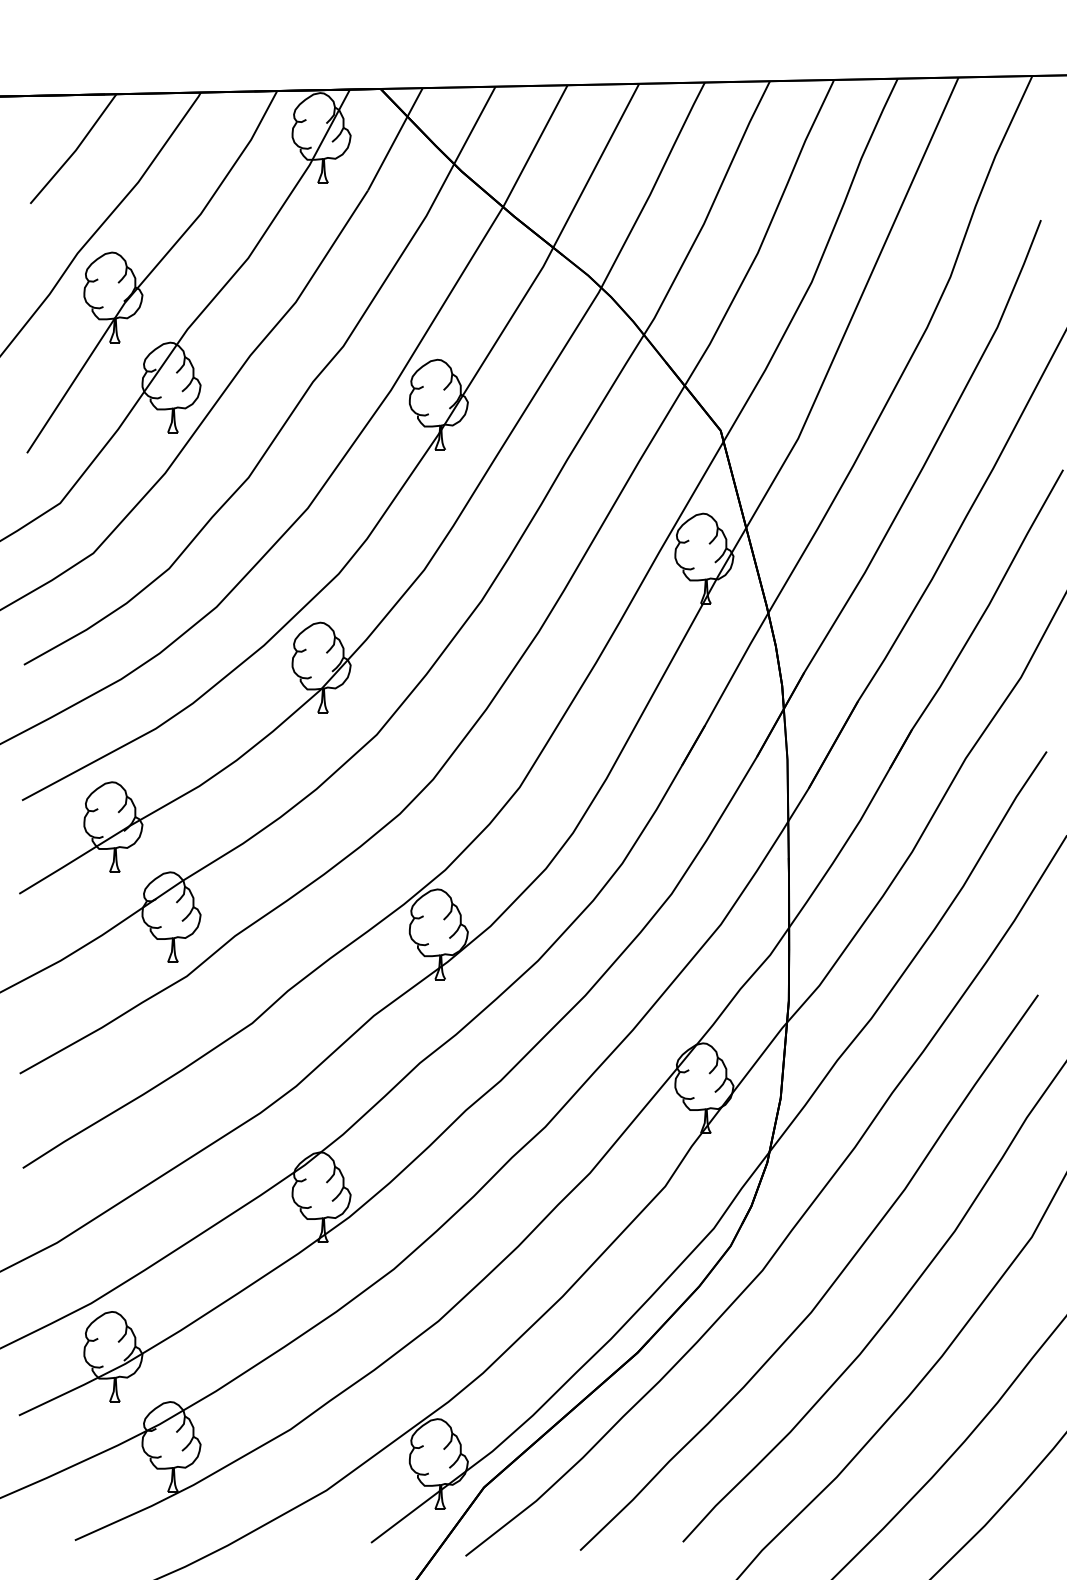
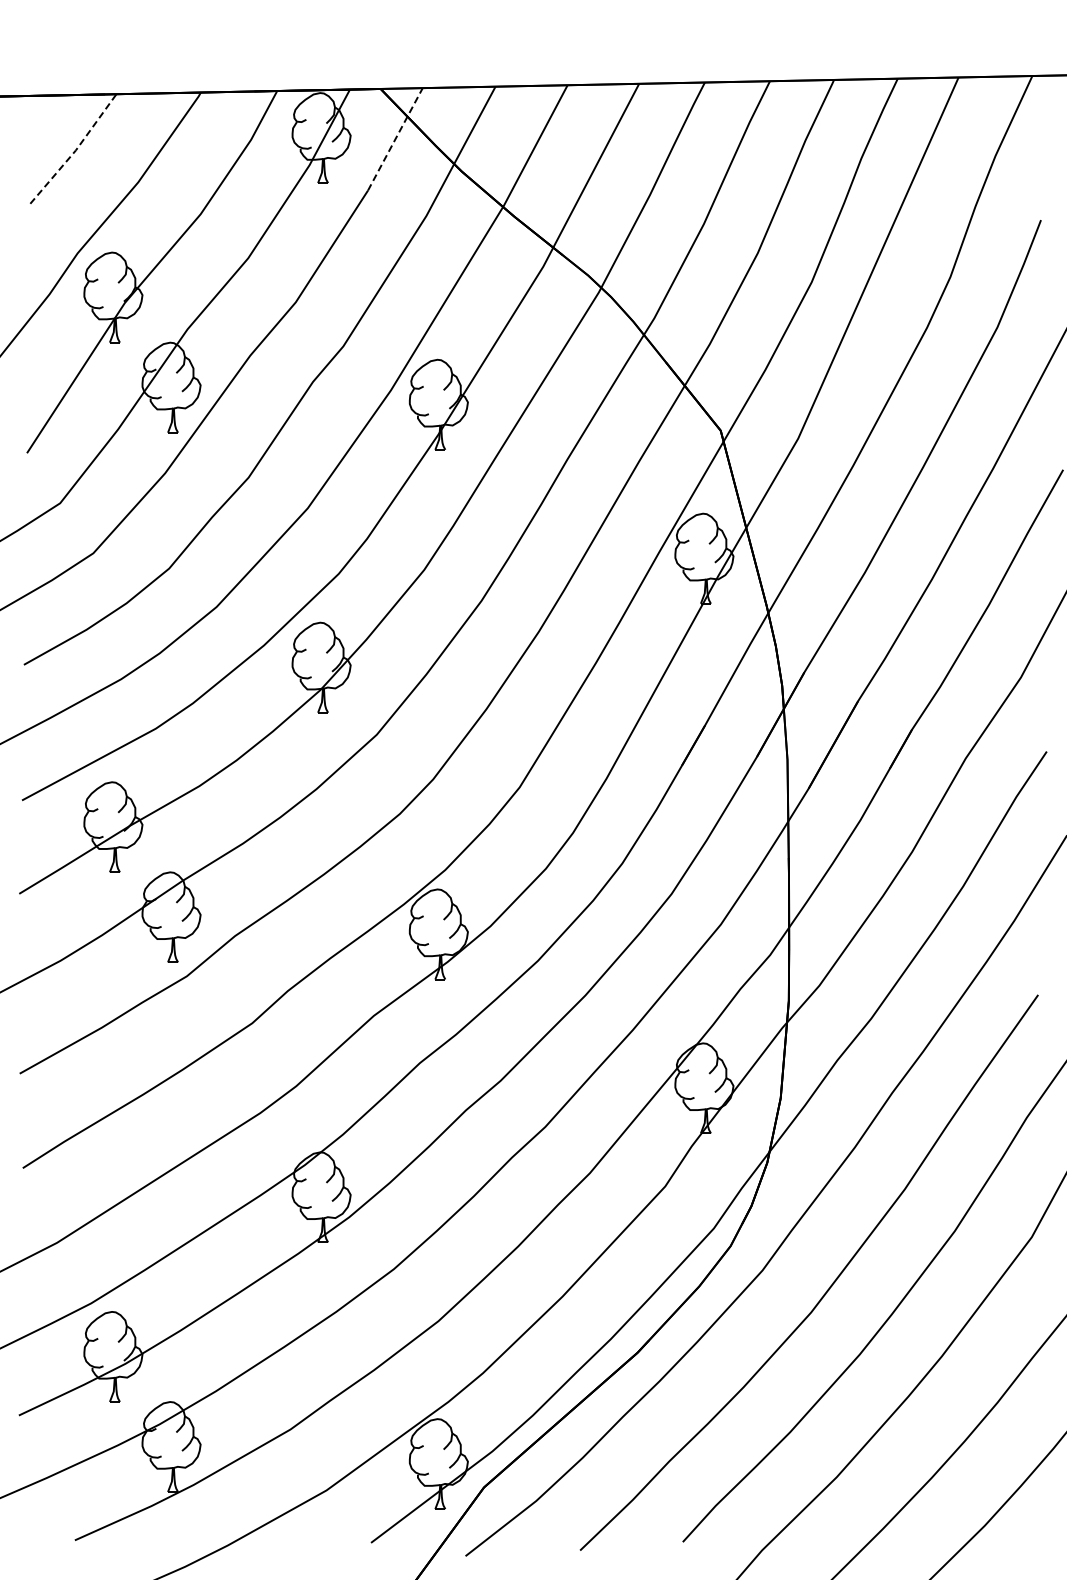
line: solid -> dashed (395, 138)
line: solid -> dashed (75, 150)
